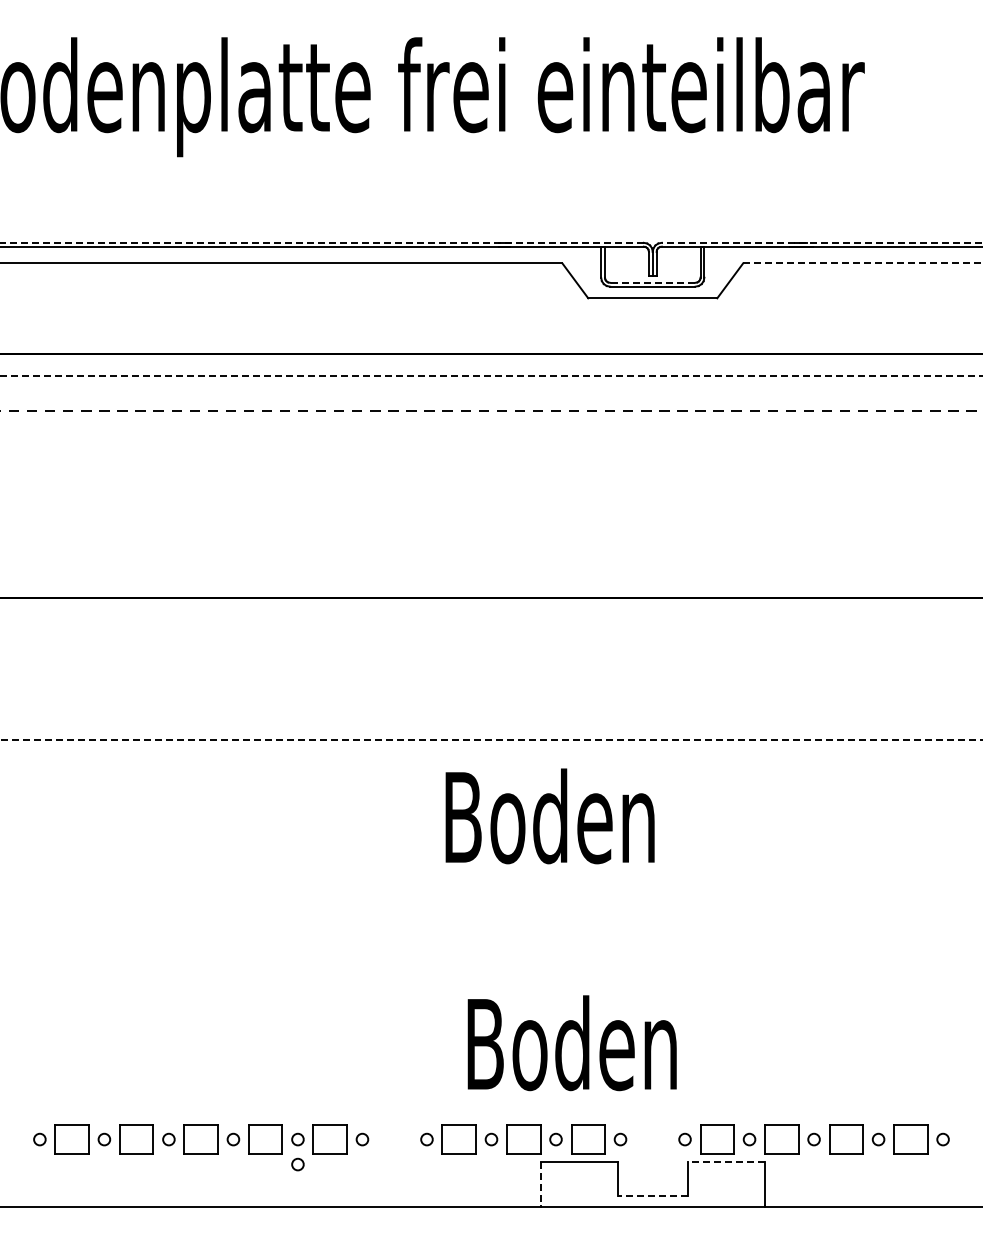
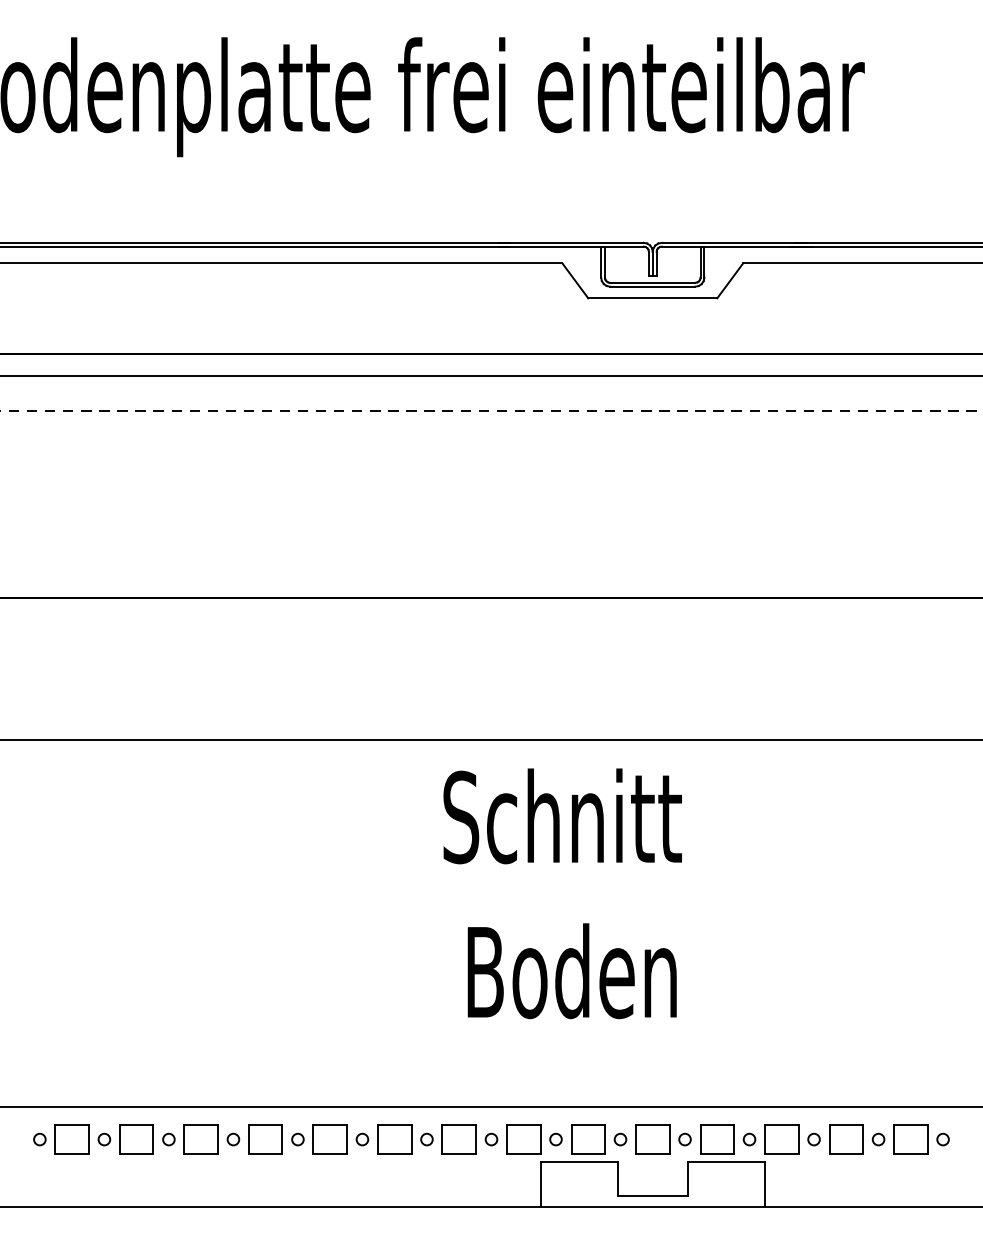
line: dashed -> solid (321, 242)
line: dashed -> solid (821, 242)
line: dashed -> solid (863, 263)
line: dashed -> solid (652, 282)
line: dashed -> solid (491, 375)
line: dashed -> solid (491, 739)
text: Boden -> Schnitt (562, 816)
text position: (571, 1043) -> (571, 971) (571, 971)
line: none -> present (490, 1107)
part: none -> present (394, 1139)
part: none -> present (652, 1139)
line: dashed -> solid (726, 1161)
circle: present -> none (297, 1164)
line: dashed -> solid (540, 1184)
line: dashed -> solid (652, 1195)
